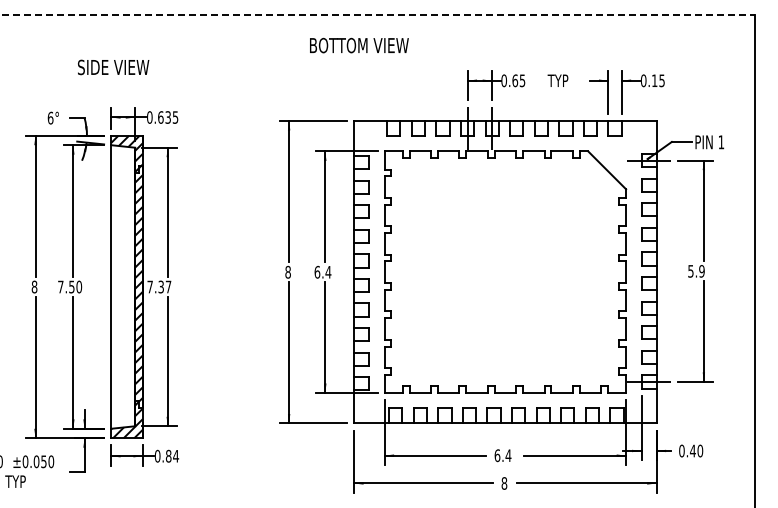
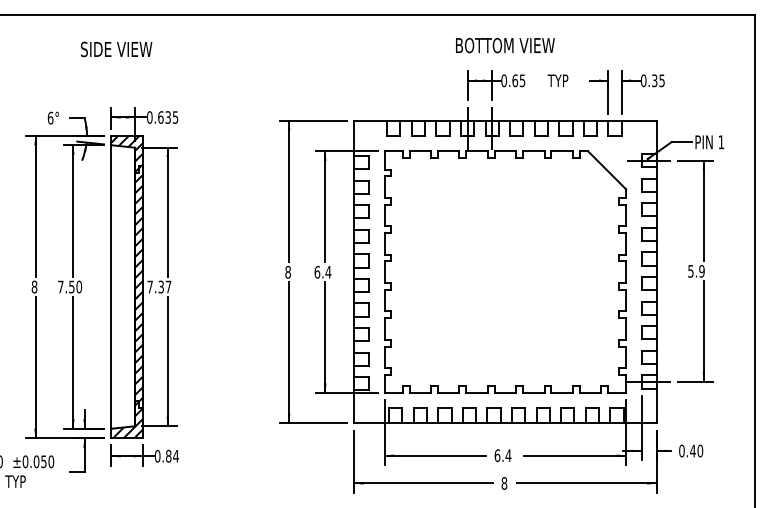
line: dashed -> solid (377, 15)
text position: (359, 45) -> (505, 45) (505, 45)
text position: (113, 67) -> (116, 49) (116, 49)
text: 0.15 -> 0.35 (654, 80)
